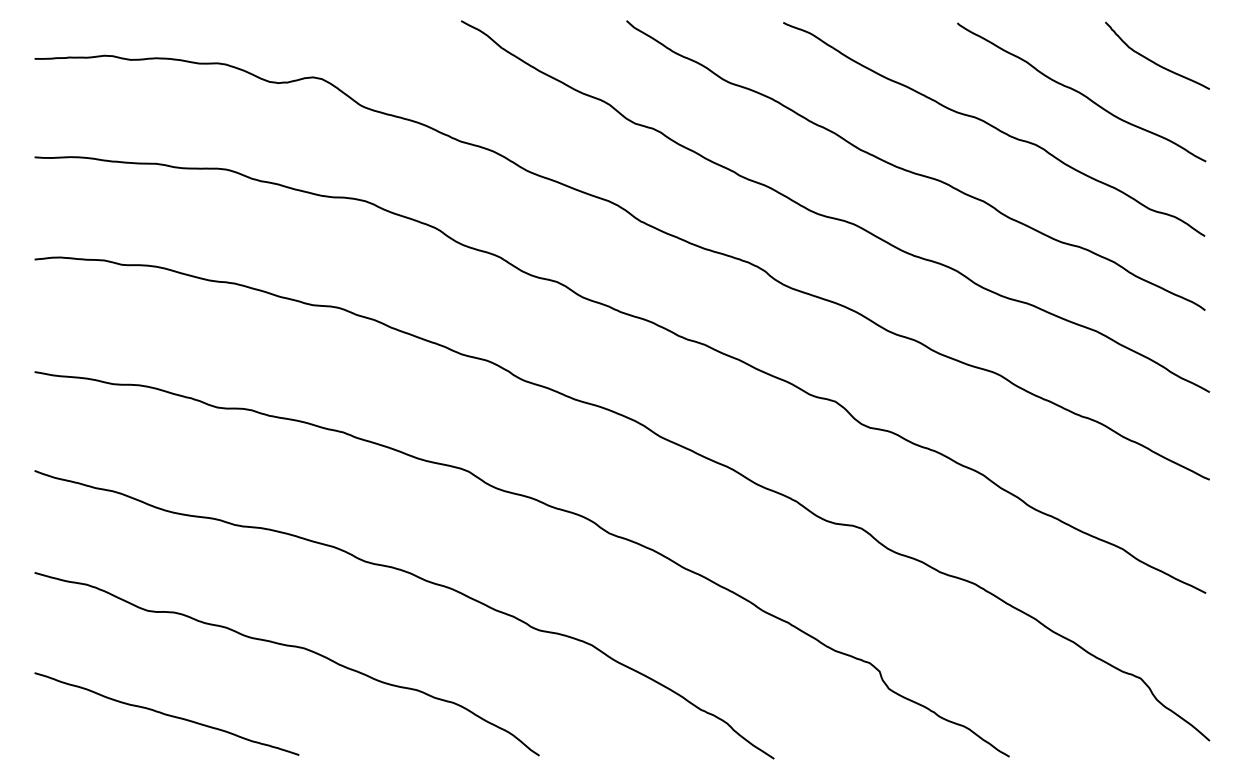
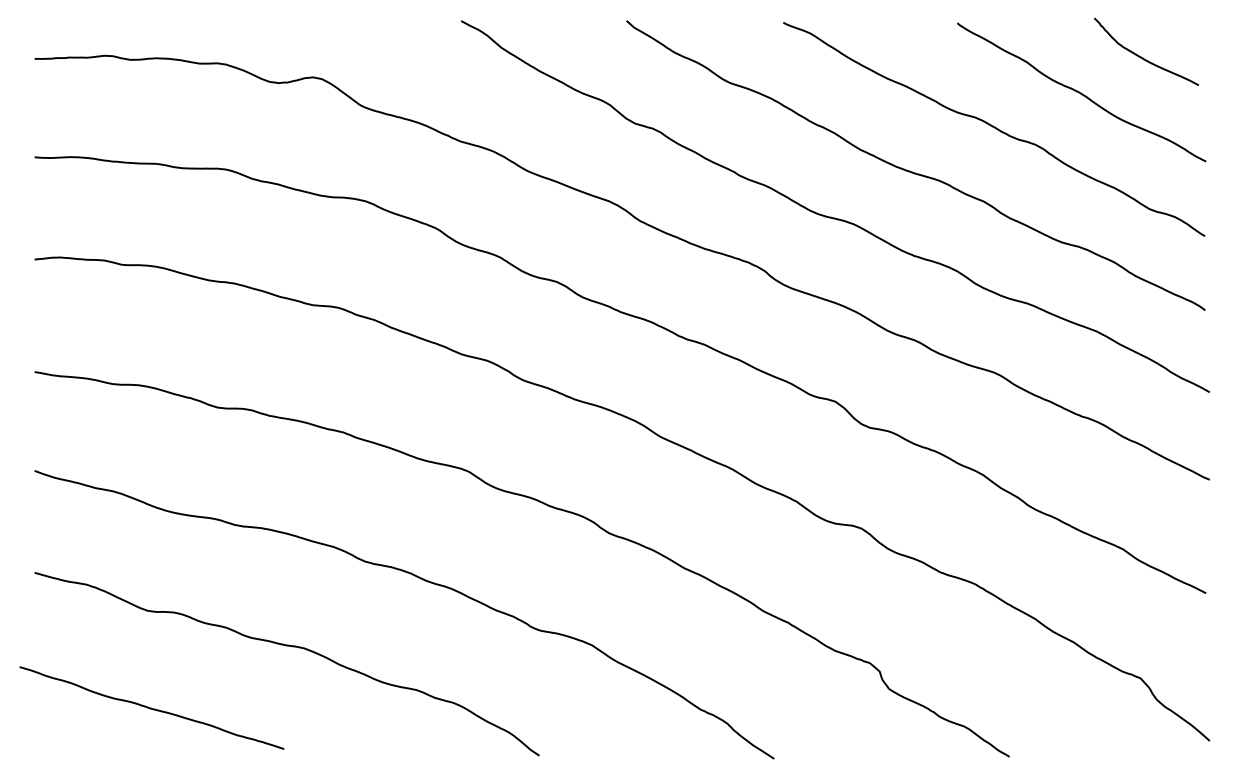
curve position: (1154, 61) -> (1143, 57) (1143, 57)
curve position: (166, 713) -> (151, 707) (151, 707)
